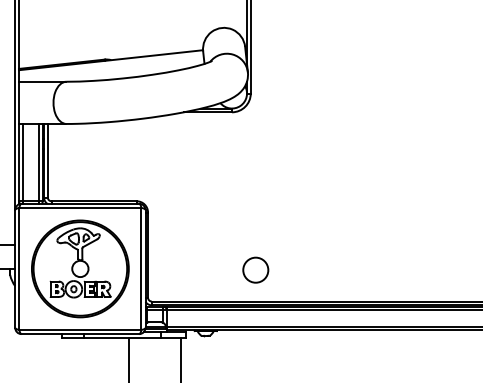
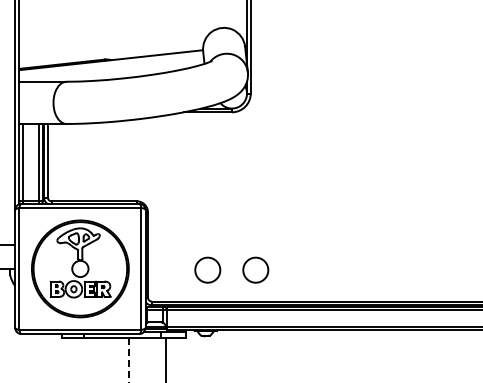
circle: none -> present (207, 269)
line position: (181, 358) -> (166, 358) (166, 358)
line: solid -> dashed (128, 360)
